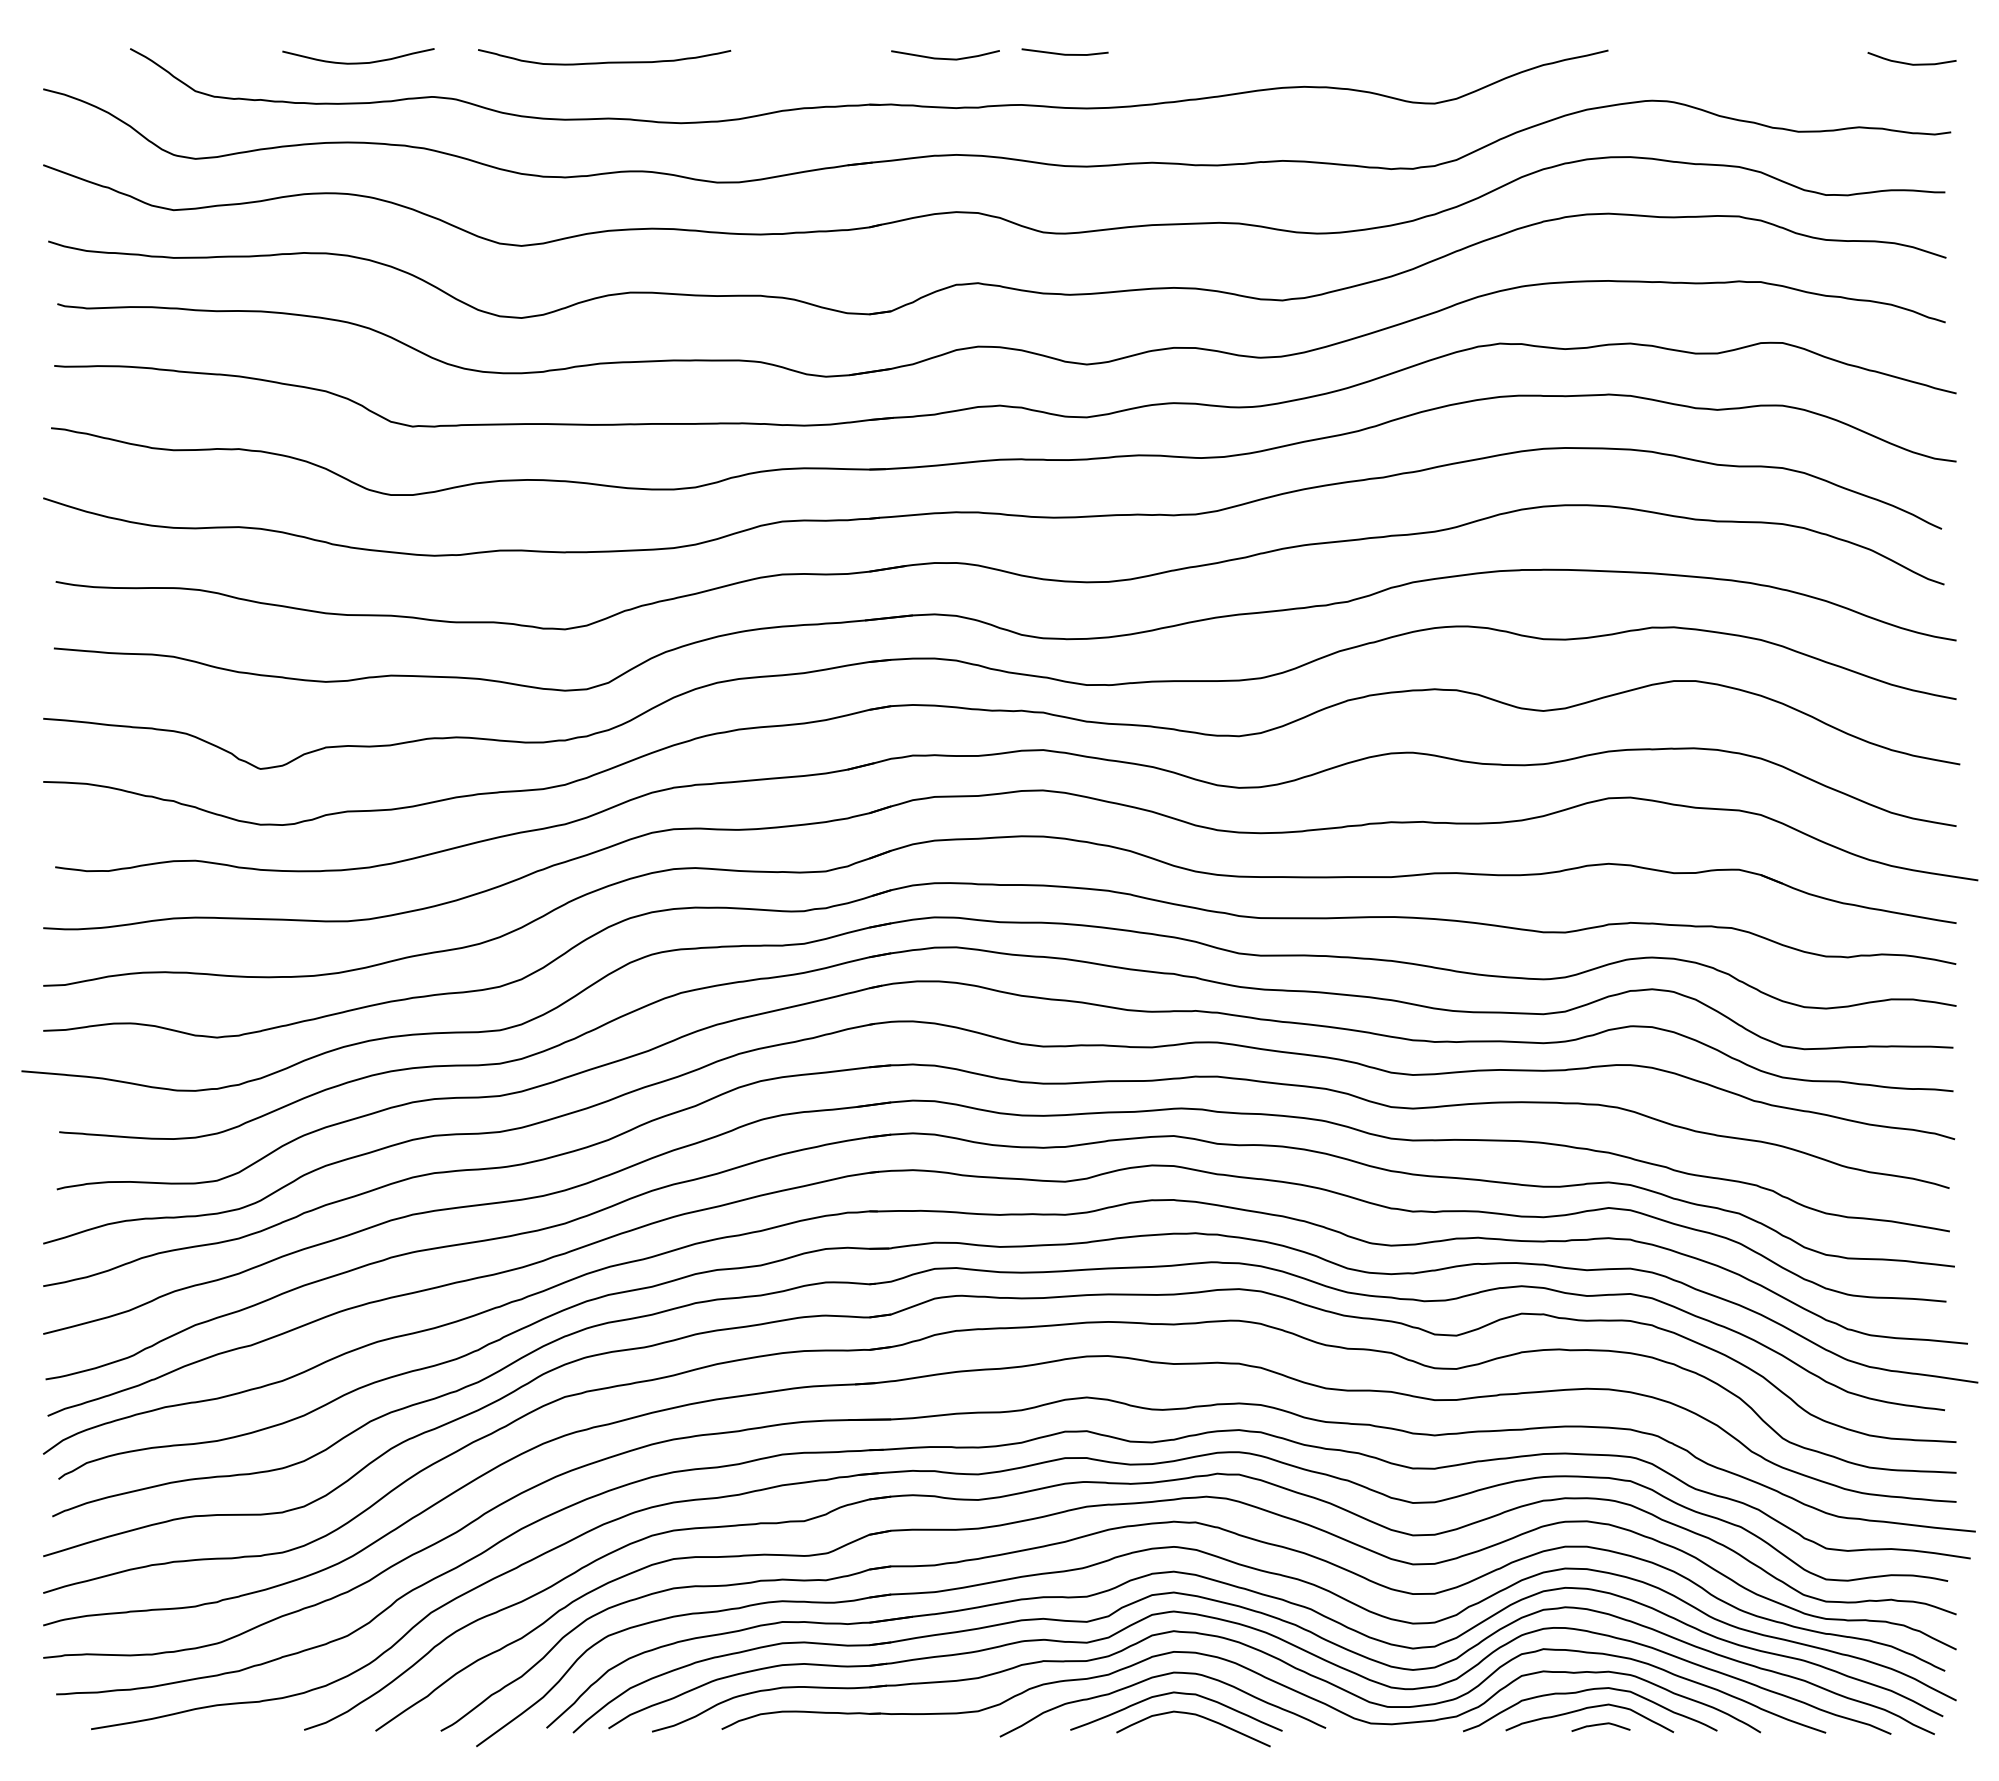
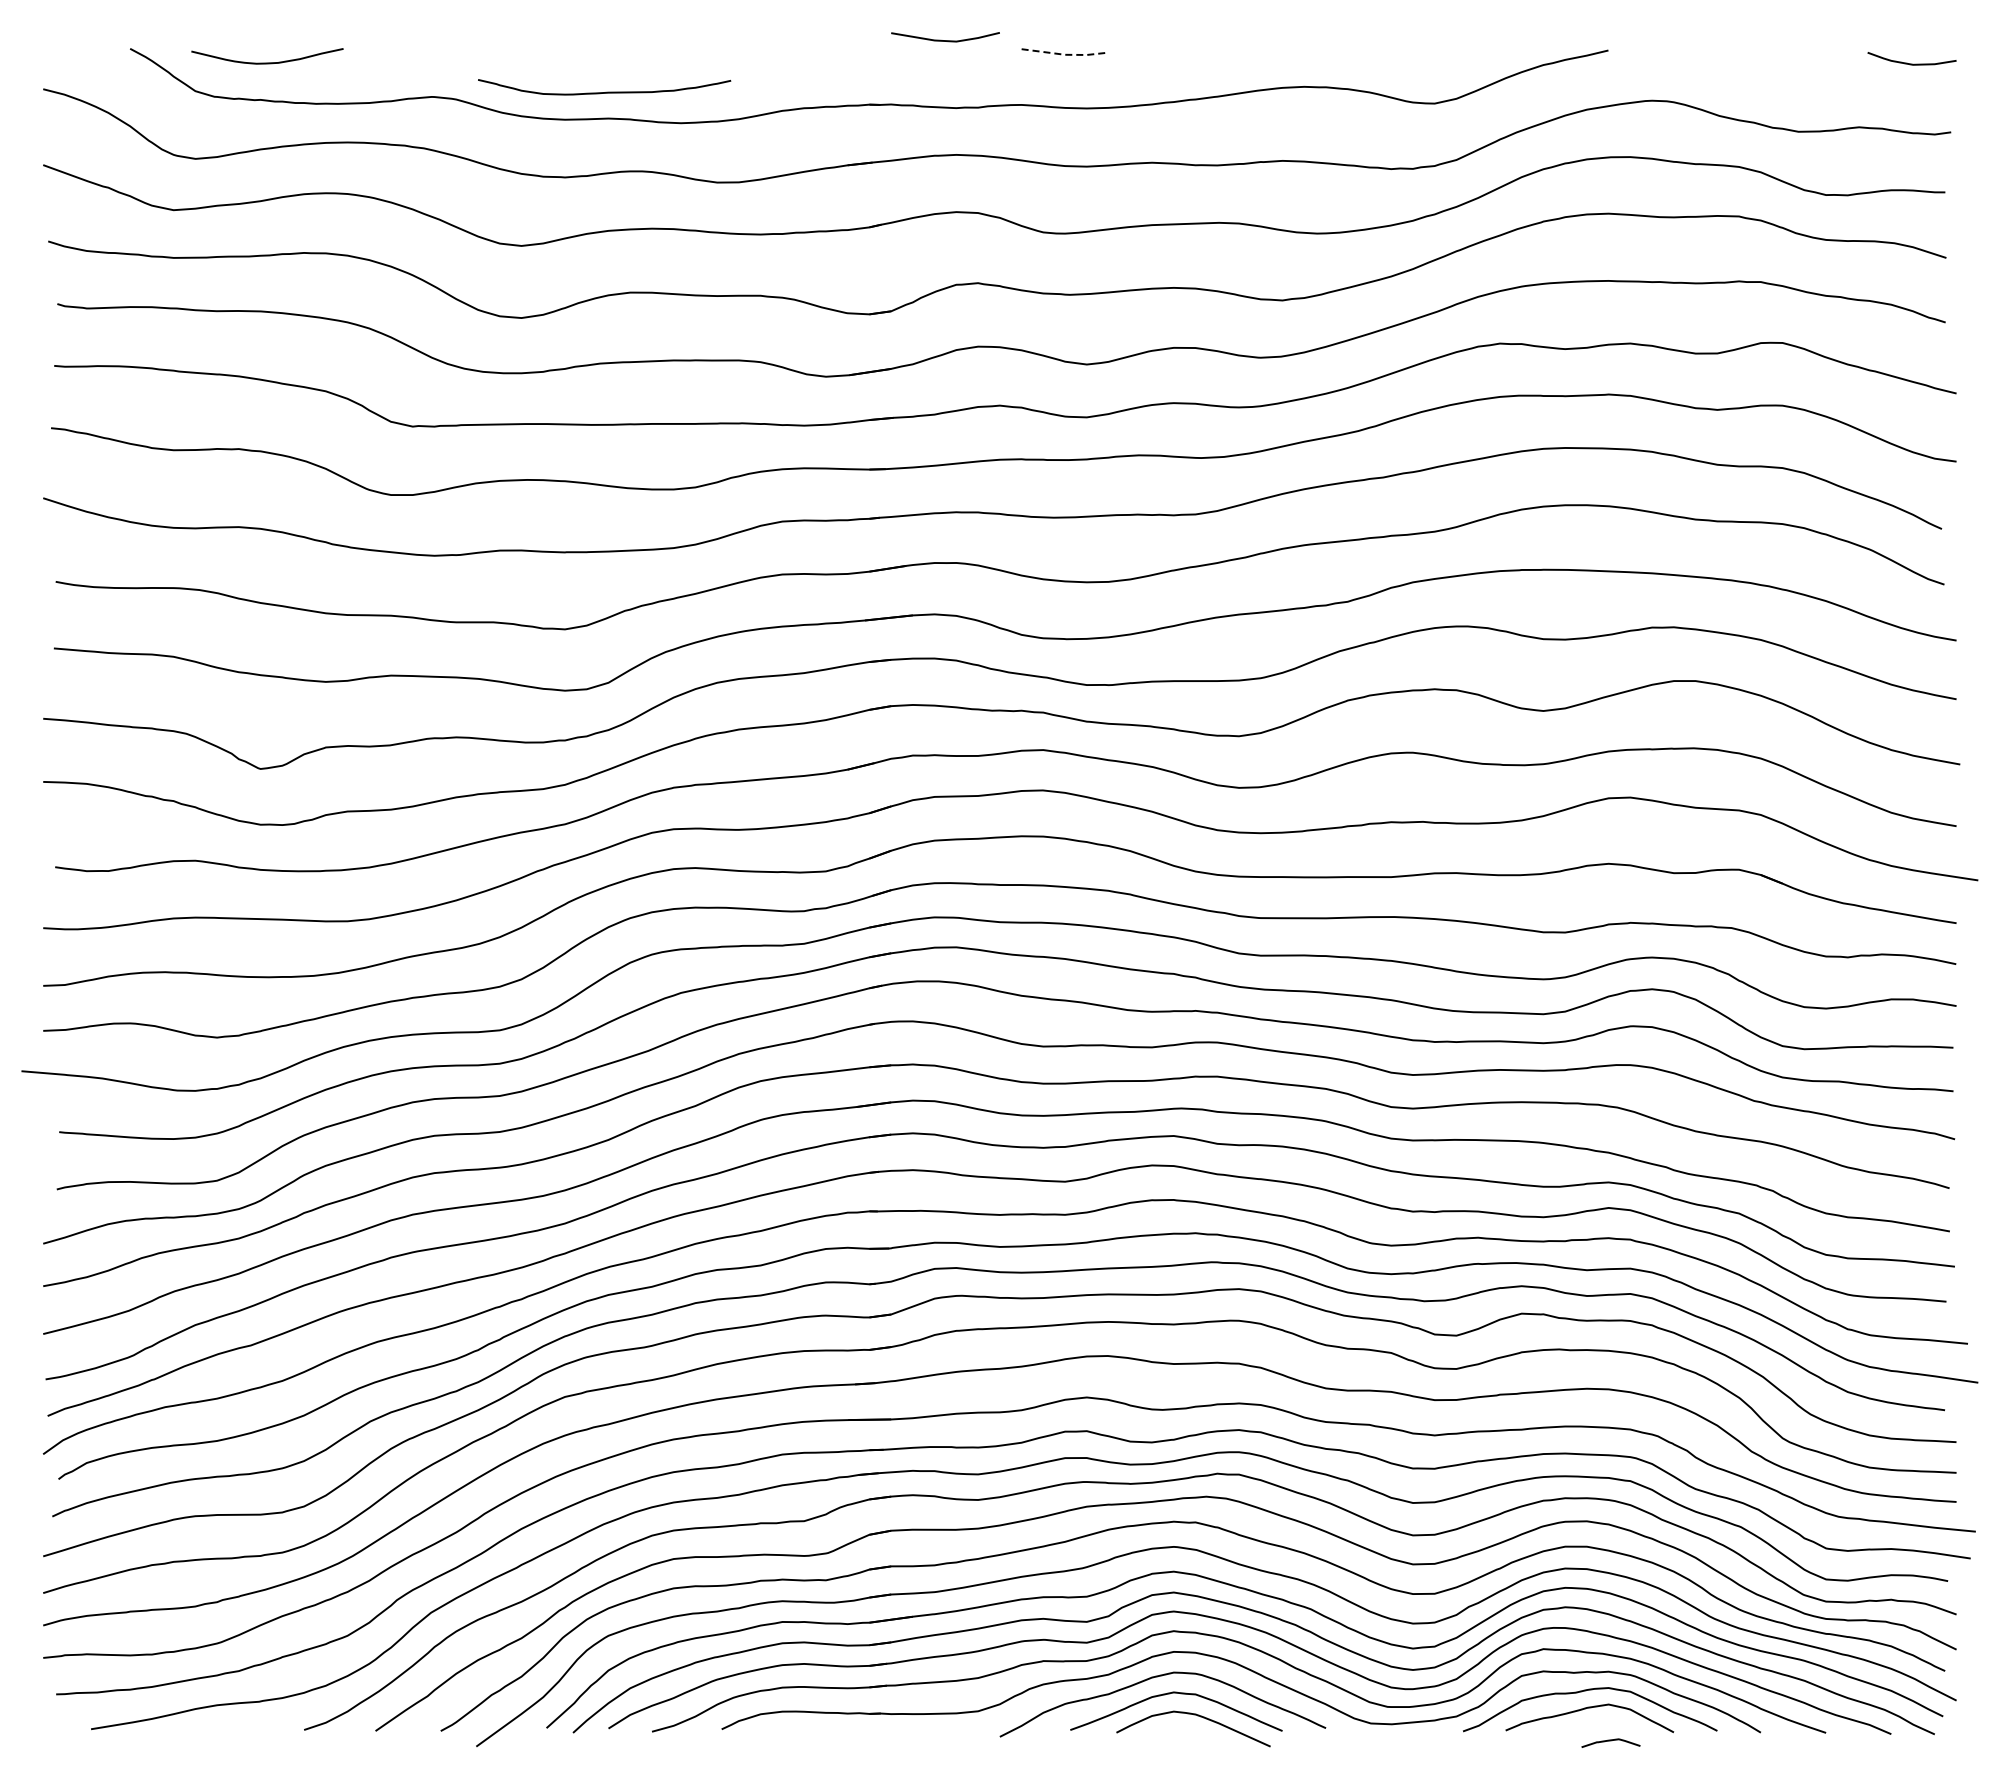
line: solid -> dashed (1065, 54)
line position: (945, 58) -> (945, 40) (945, 40)
curve position: (606, 61) -> (606, 91) (606, 91)
curve position: (358, 62) -> (267, 62) (267, 62)
curve position: (1600, 1725) -> (1610, 1741) (1610, 1741)
